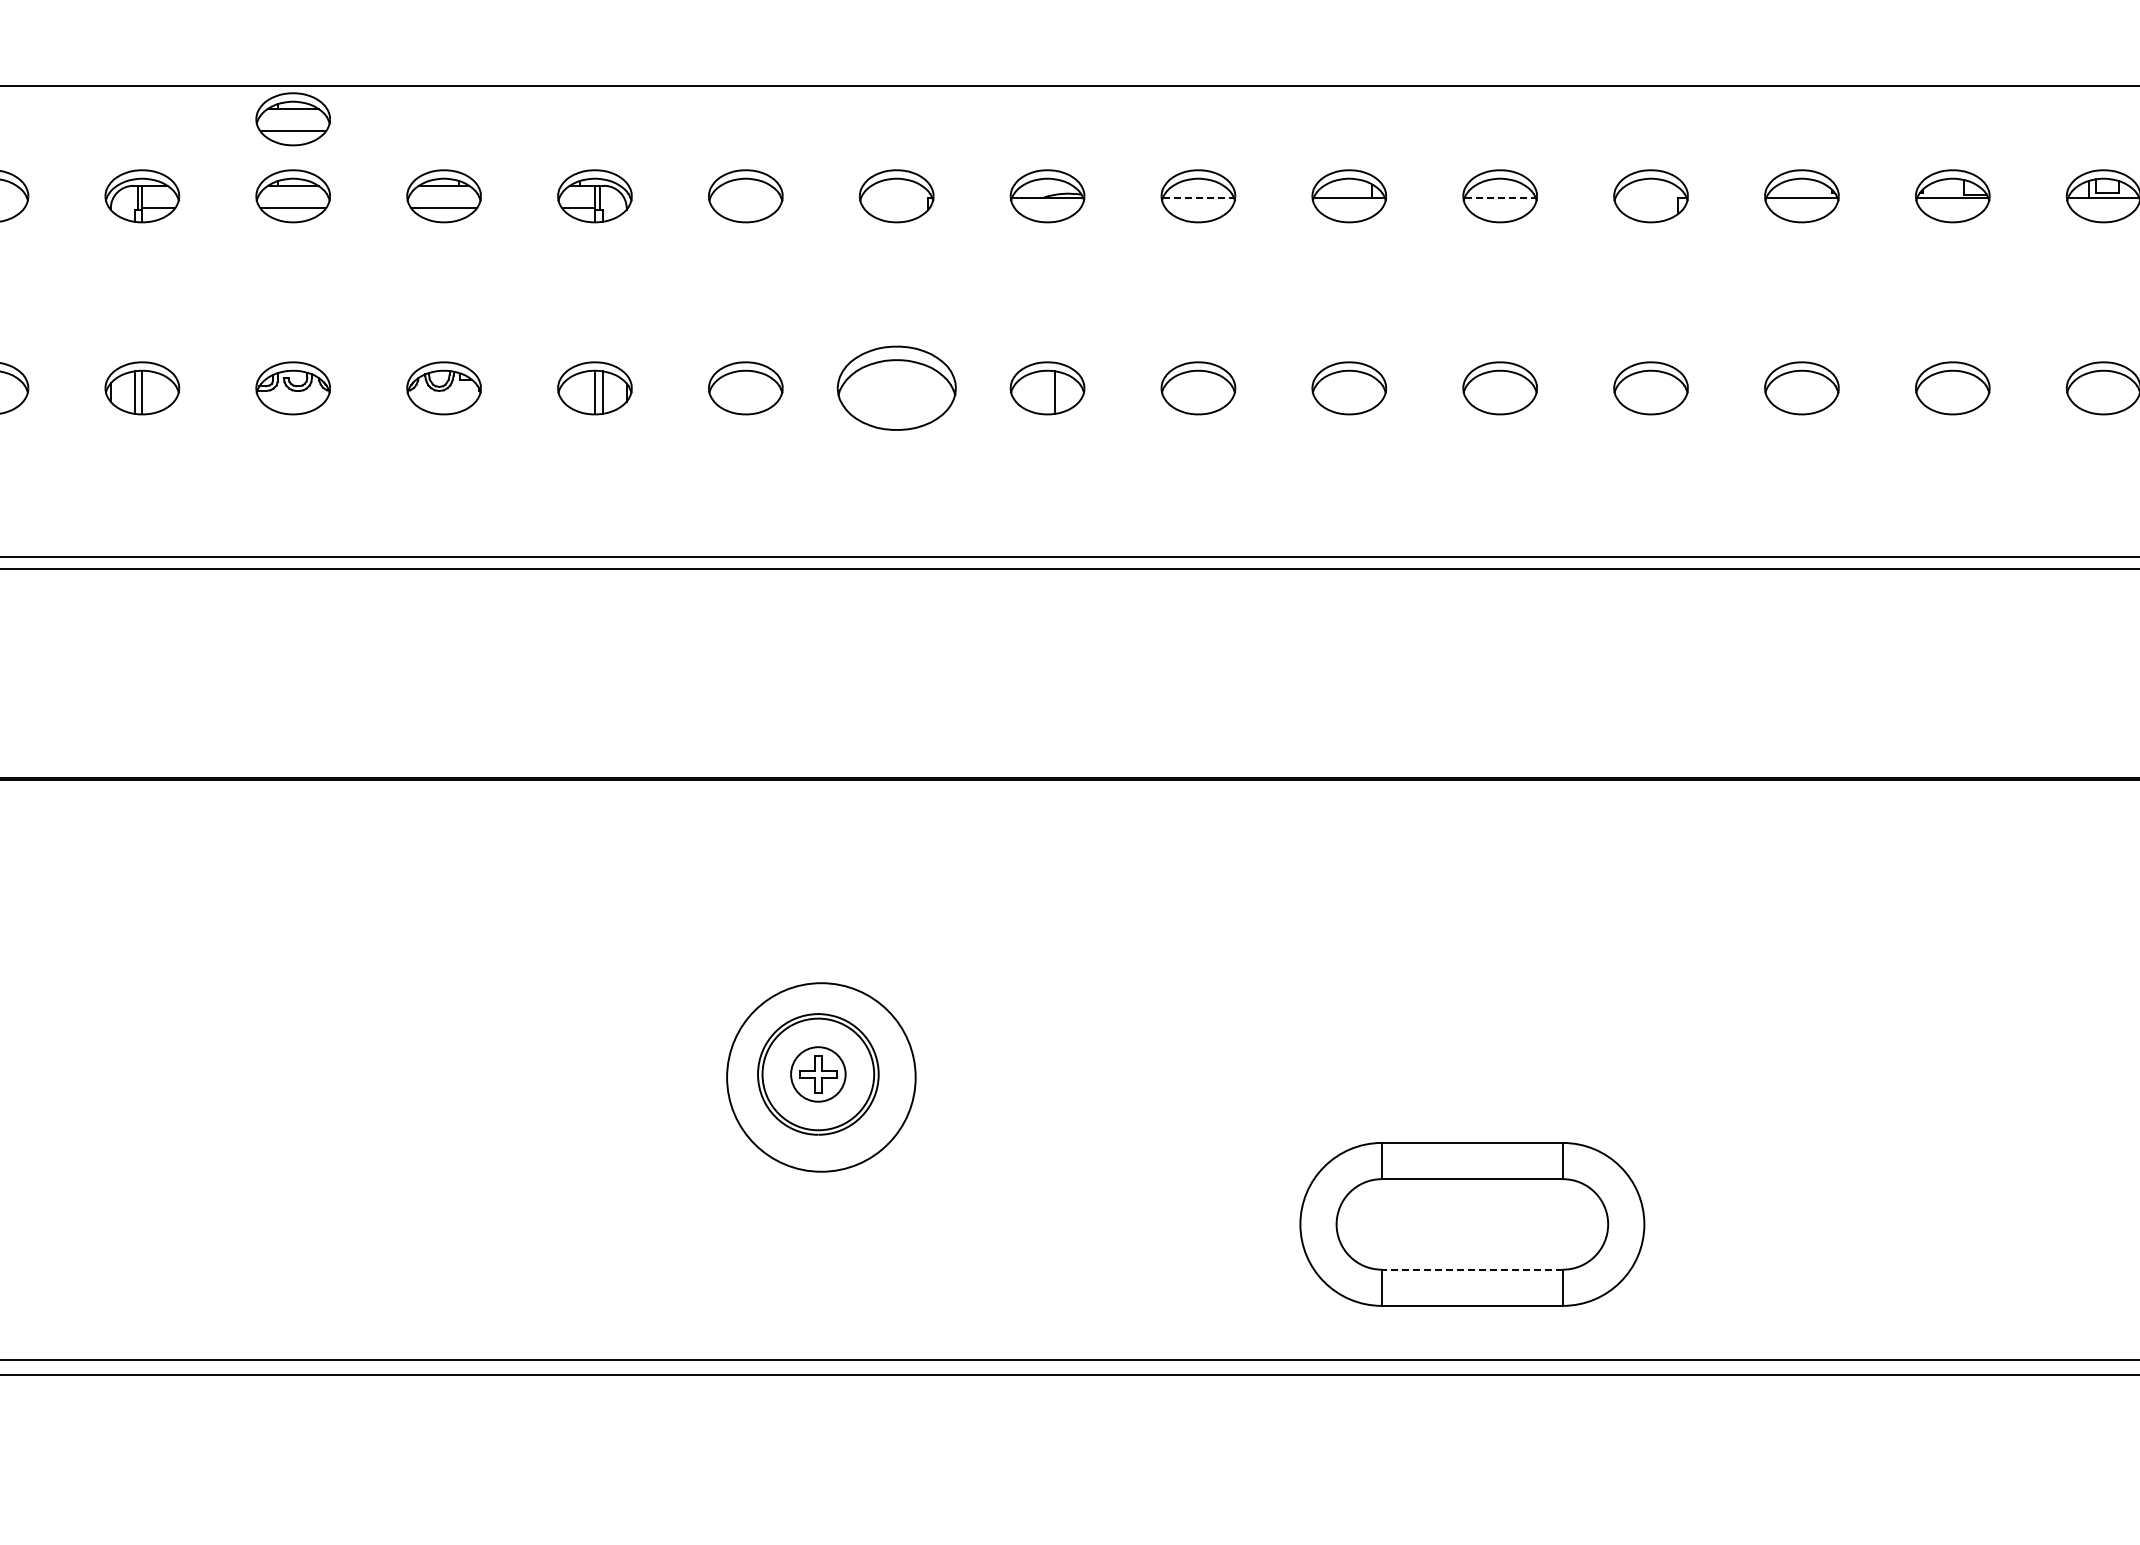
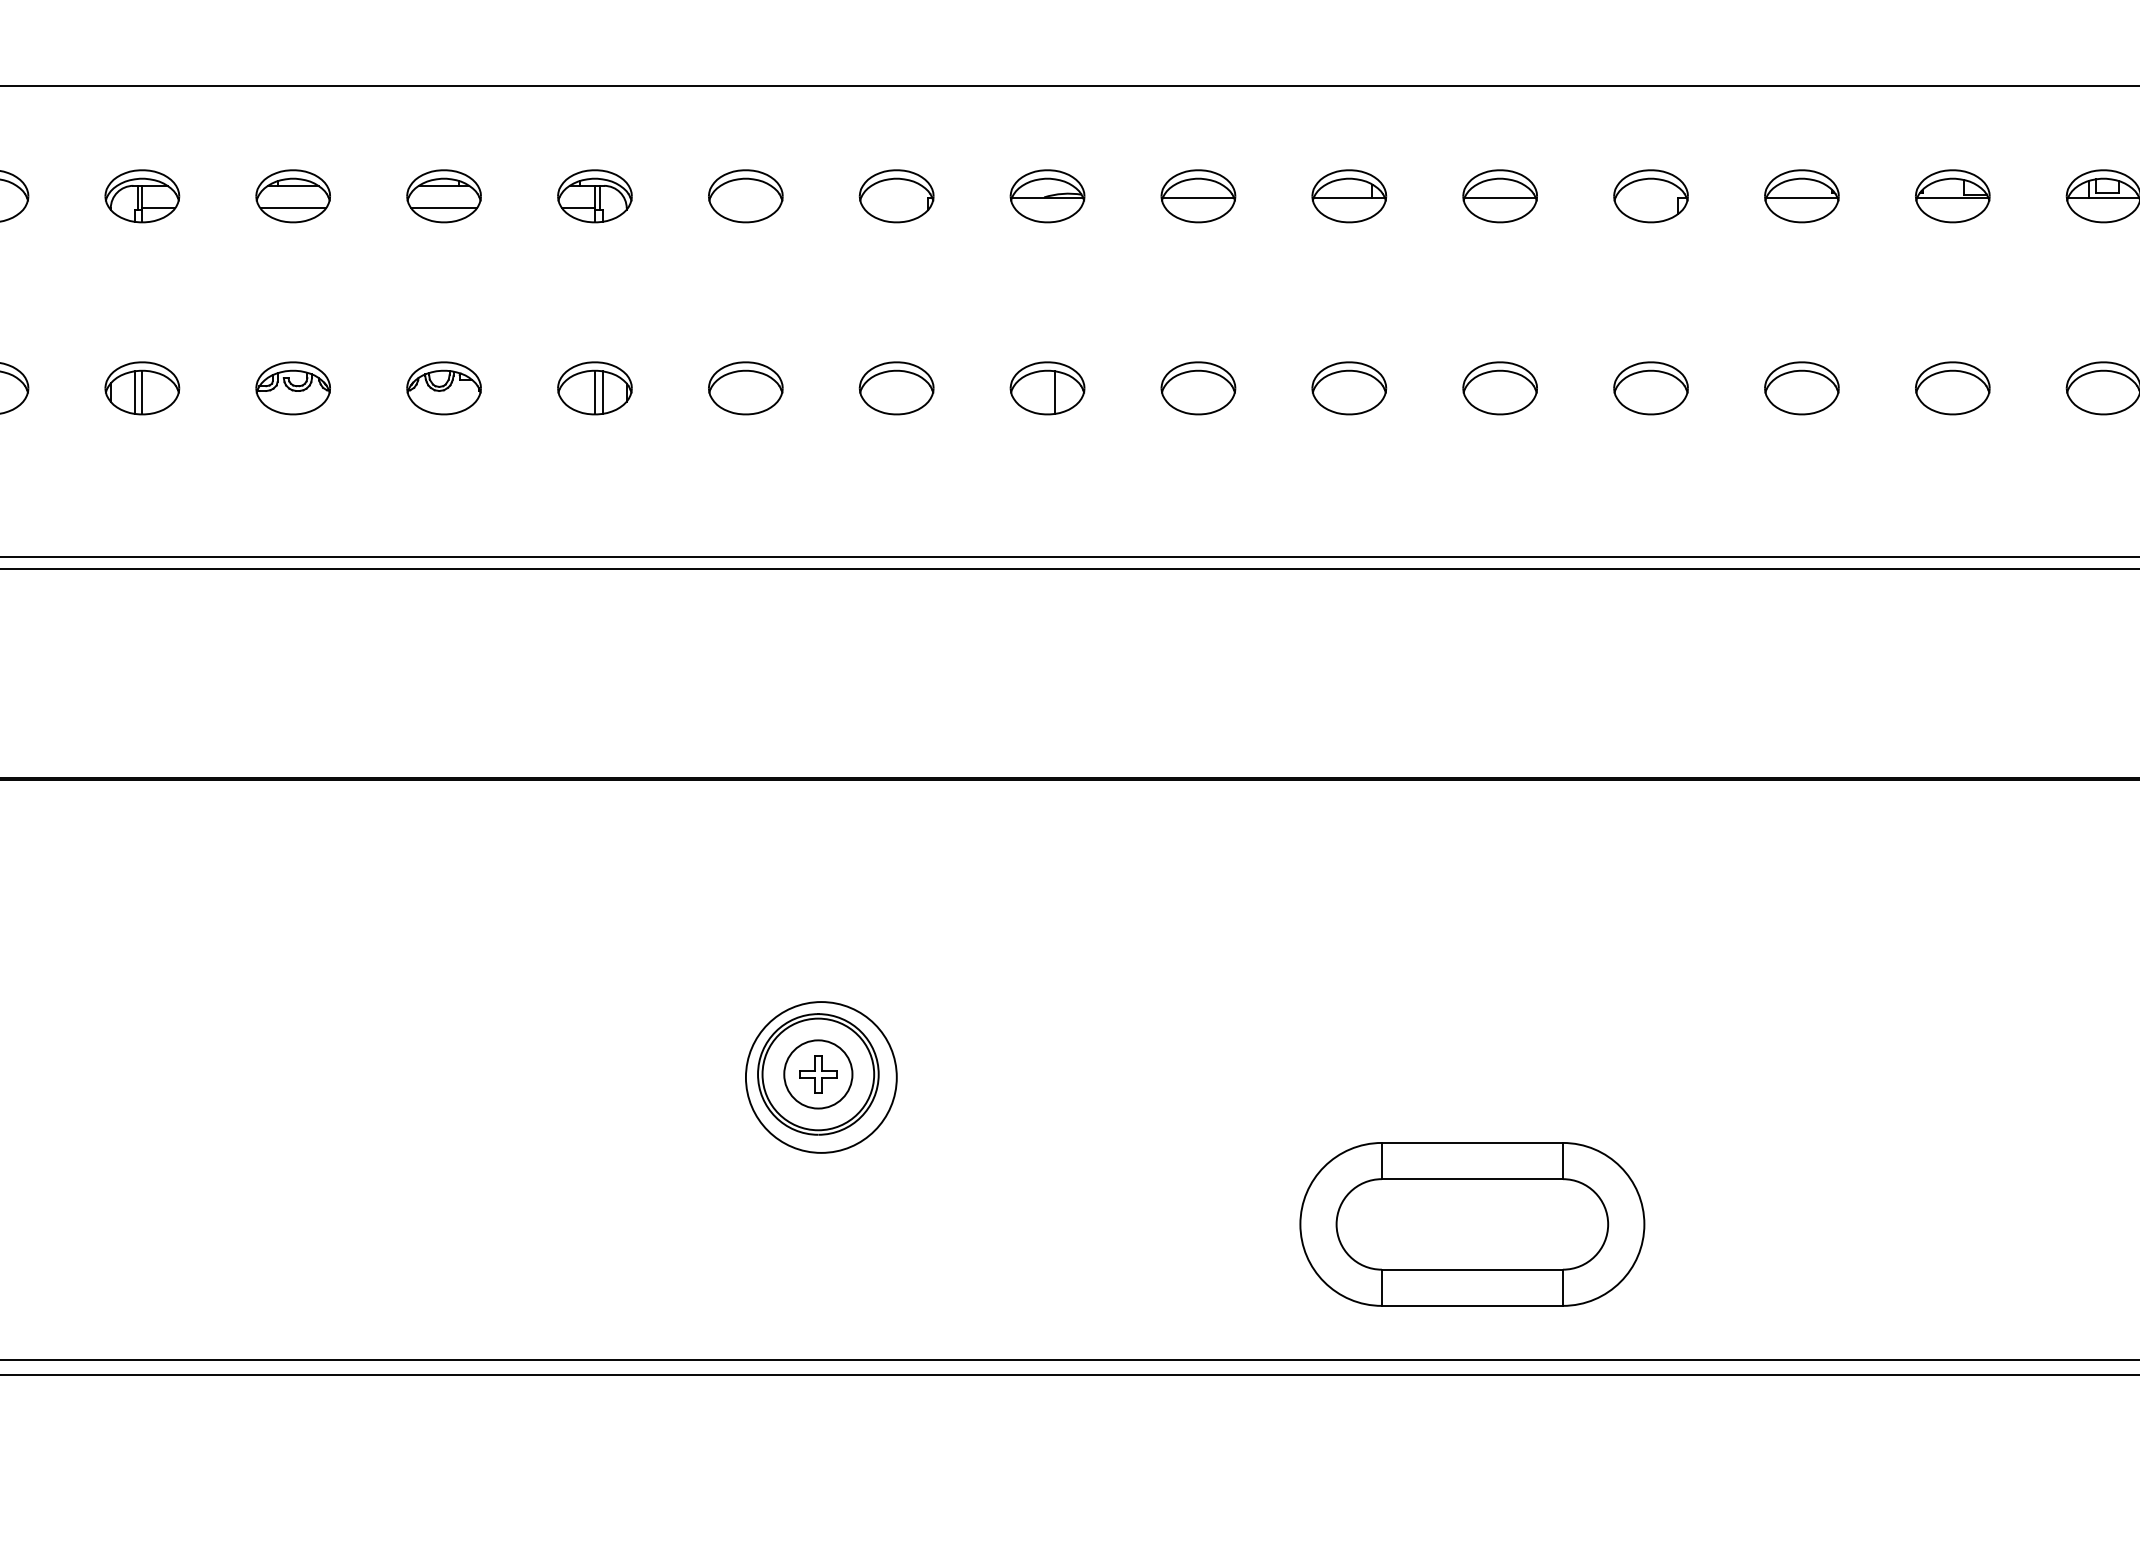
part: present -> none (292, 119)
line: dashed -> solid (1198, 197)
line: dashed -> solid (1500, 197)
part size: 121x86 px -> 77x55 px (896, 388)
circle diameter: 55 px -> 68 px (818, 1074)
circle diameter: 189 px -> 151 px (820, 1077)
line: dashed -> solid (1472, 1269)
